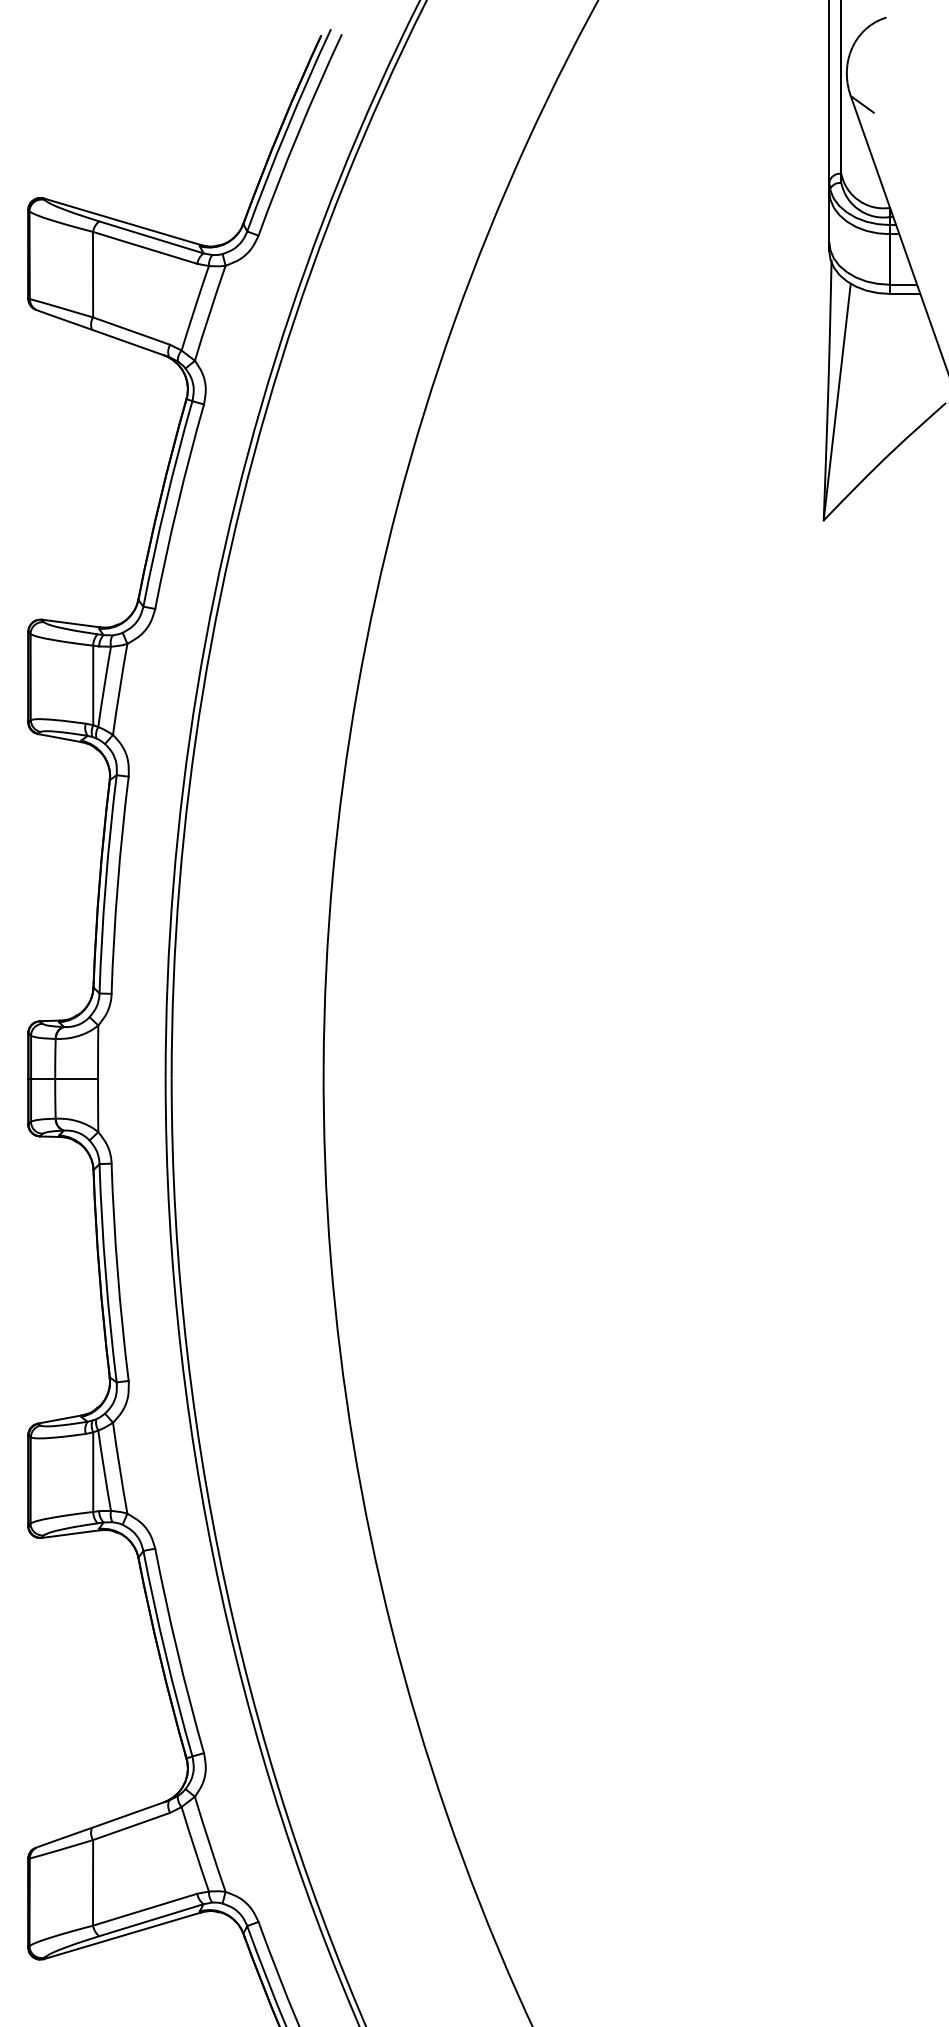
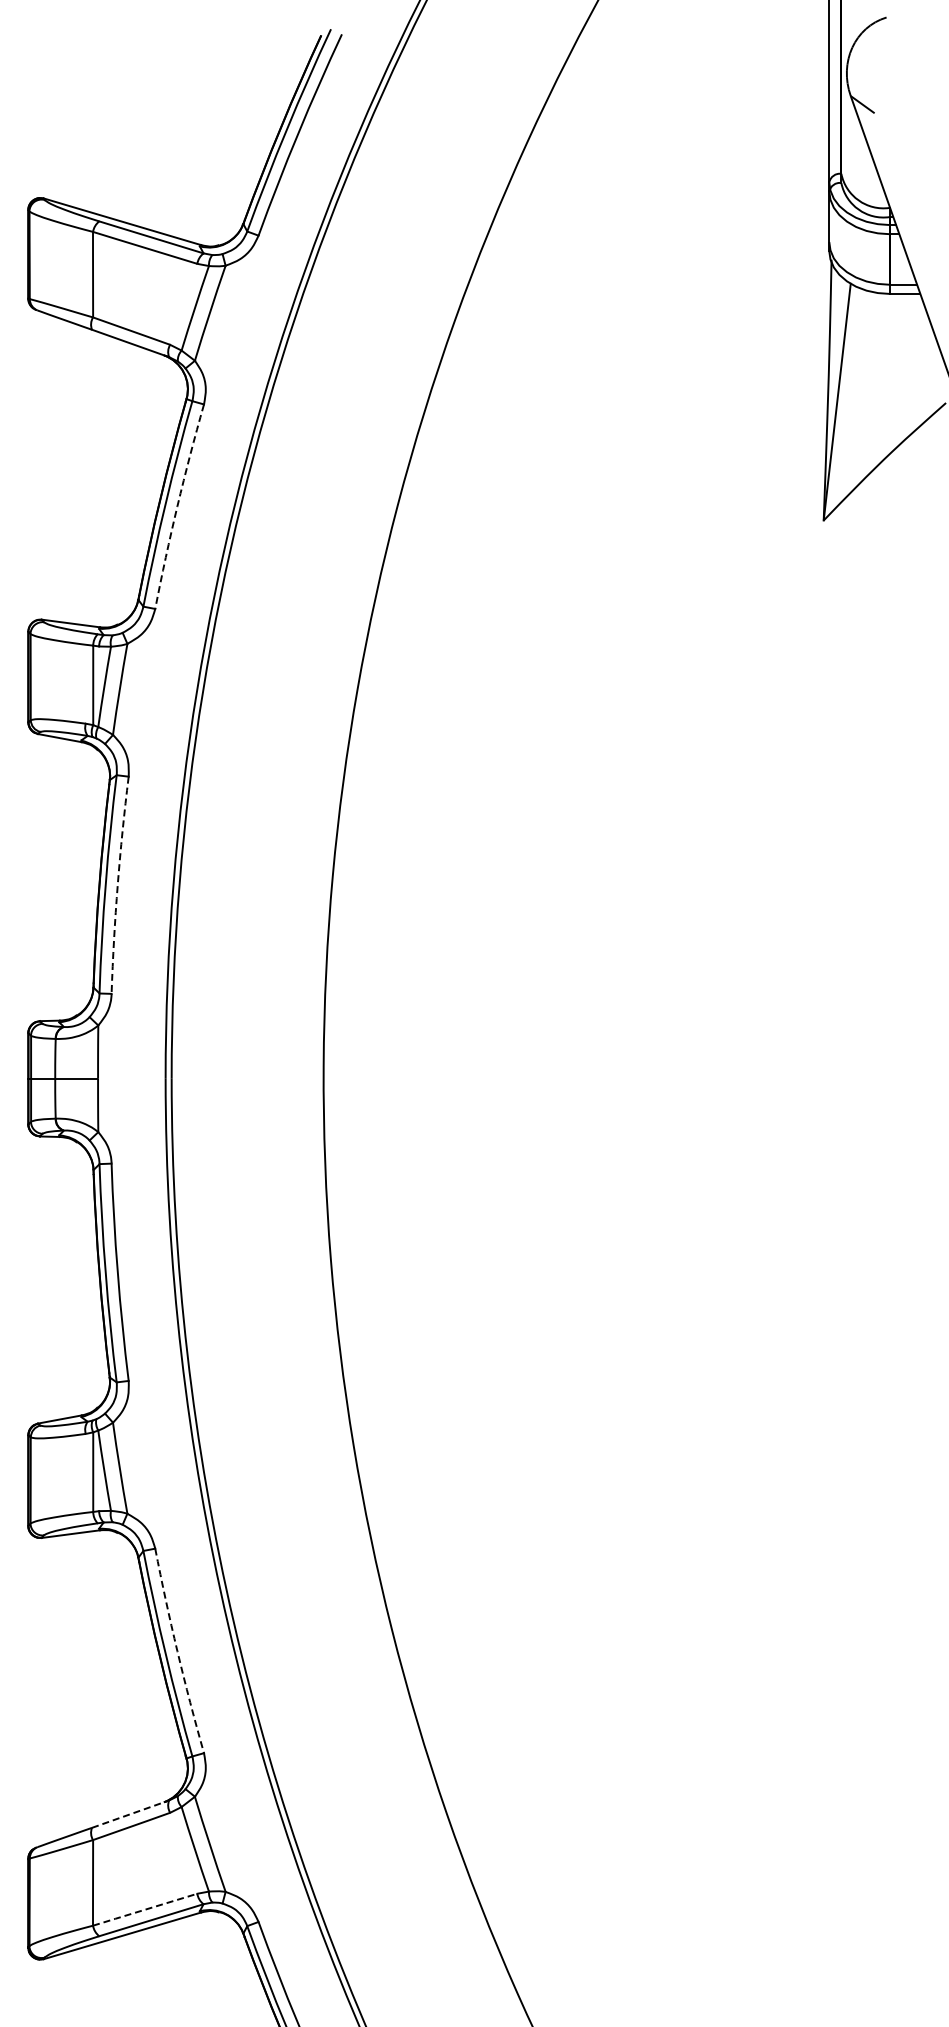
arc: solid -> dashed (177, 506)
arc: solid -> dashed (117, 885)
arc: solid -> dashed (177, 1651)
line: solid -> dashed (130, 1814)
line: solid -> dashed (144, 1909)
